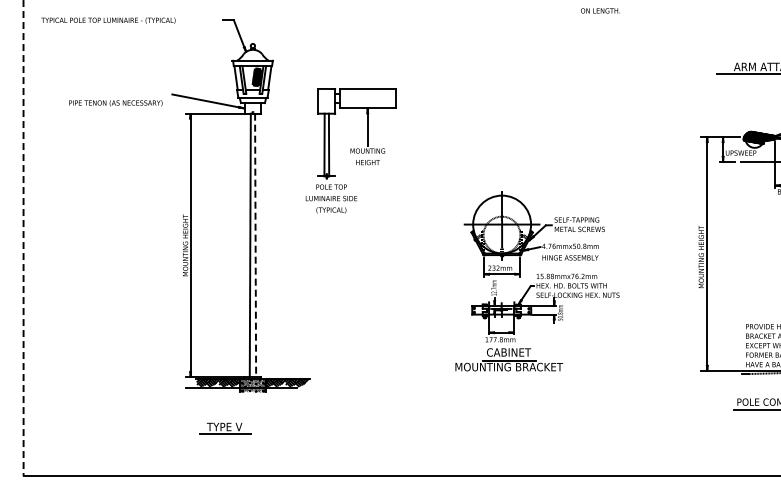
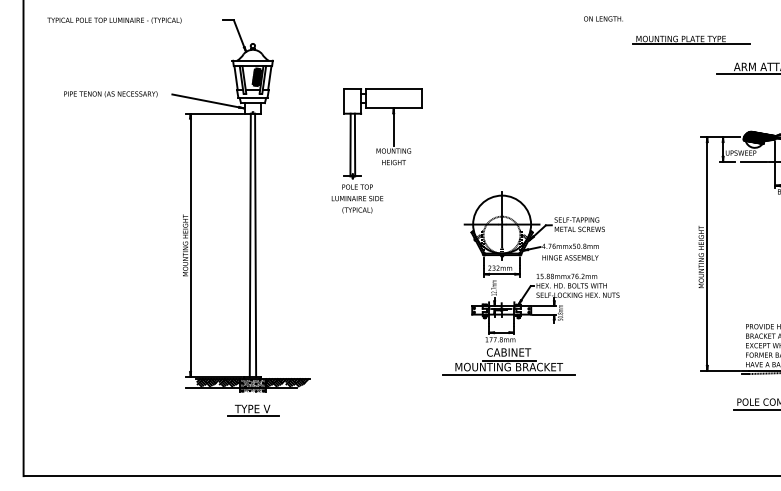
text position: (600, 10) -> (603, 18) (603, 18)
text position: (108, 20) -> (114, 20) (114, 20)
part: none -> present (691, 39)
text position: (115, 103) -> (110, 94) (110, 94)
part position: (350, 150) -> (376, 150) (376, 150)
line: dashed -> solid (23, 238)
line: dashed -> solid (255, 245)
line: none -> present (508, 375)
part position: (225, 428) -> (253, 410) (253, 410)
